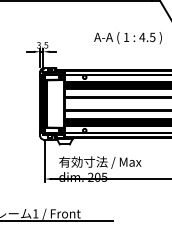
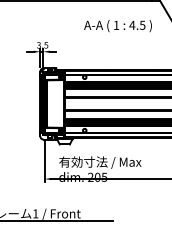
text position: (127, 38) -> (117, 26) (117, 26)
